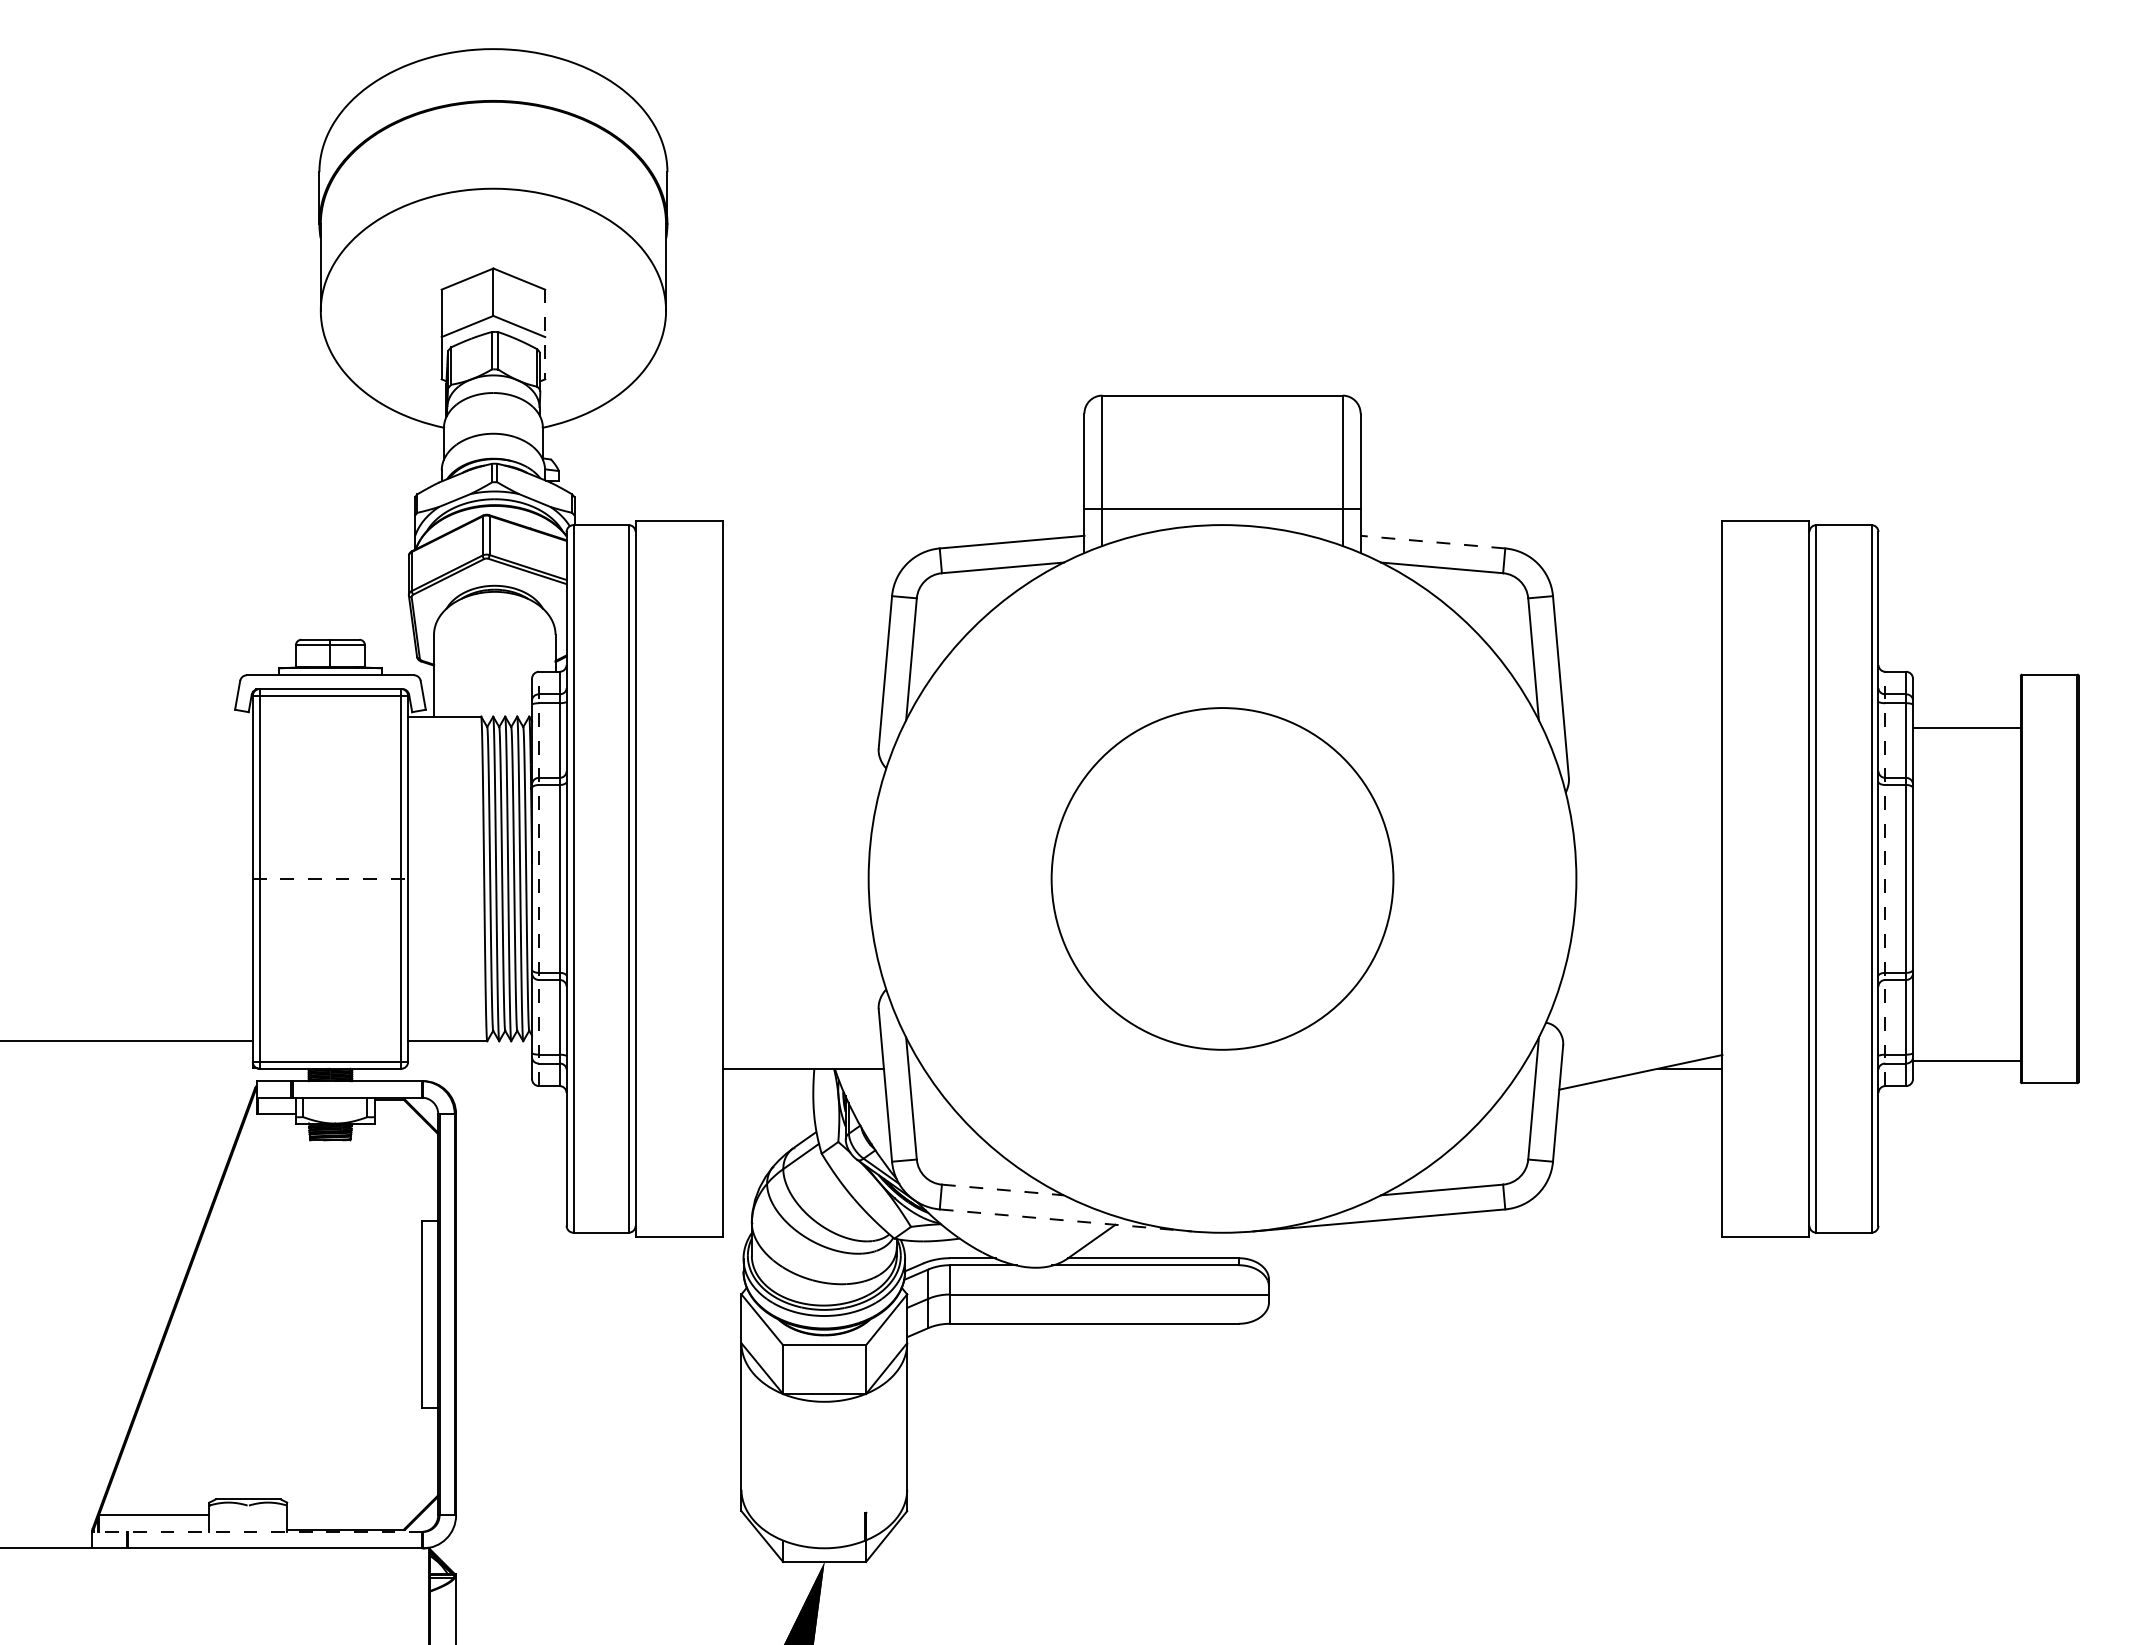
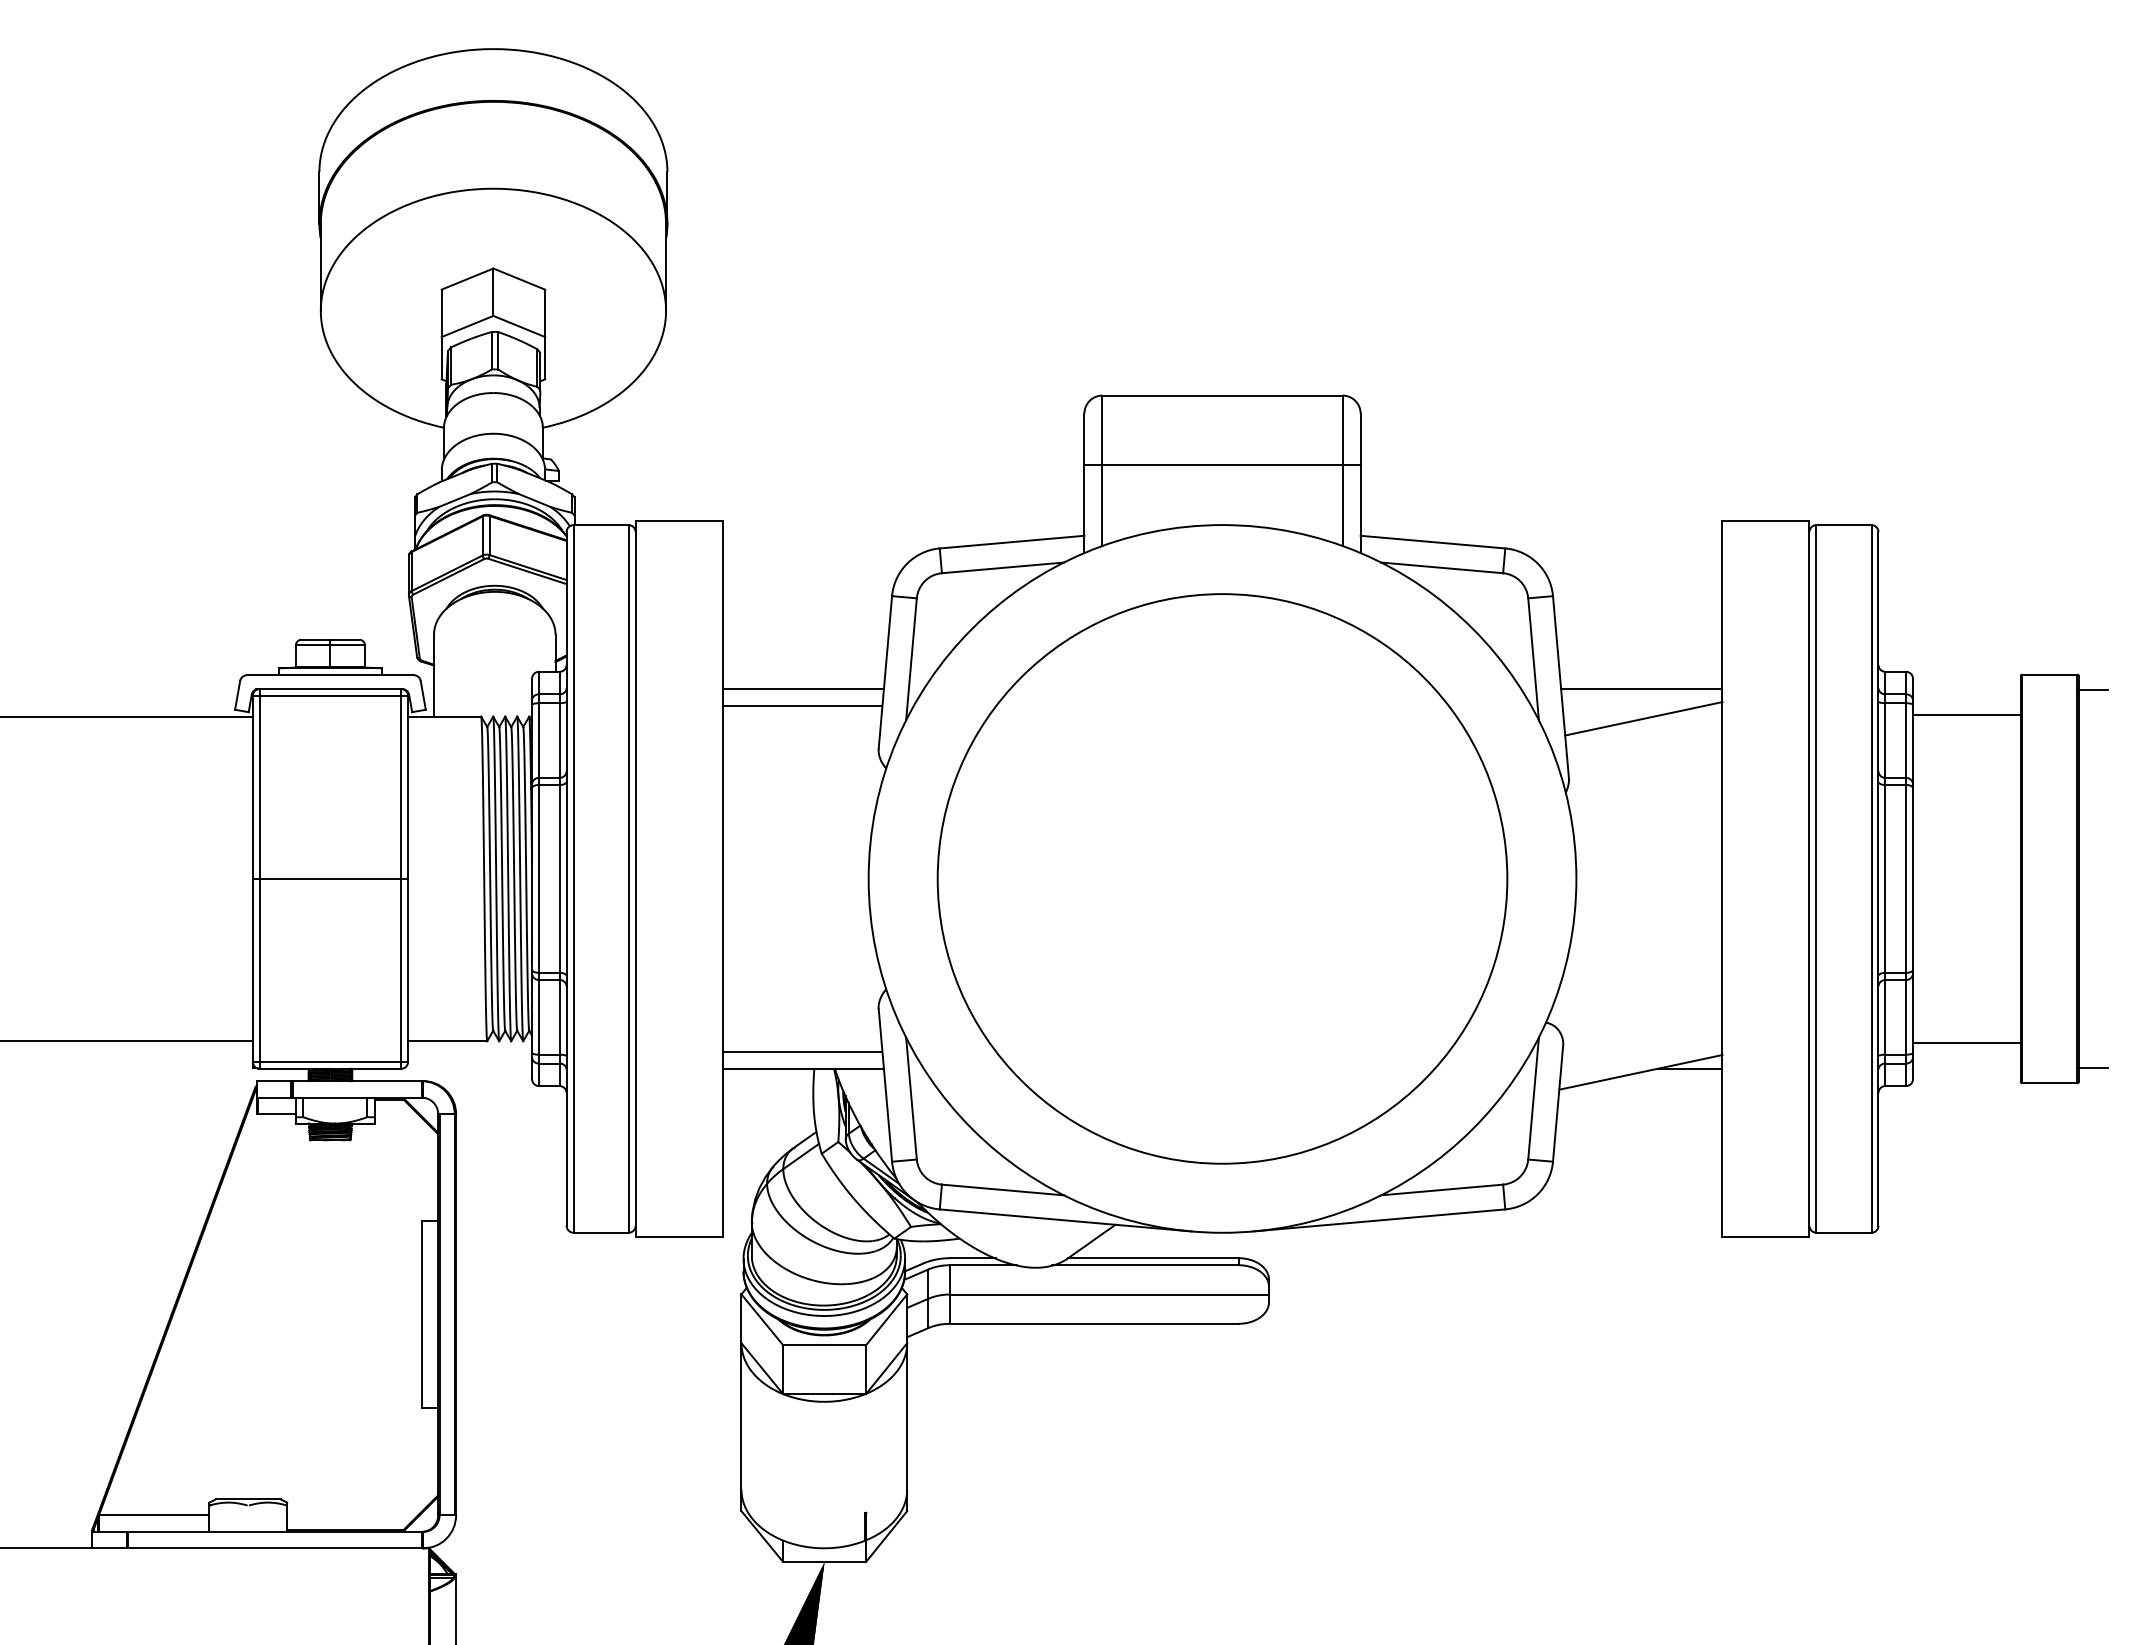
line: dashed -> solid (545, 334)
line position: (1222, 508) -> (1222, 464) (1222, 464)
line: dashed -> solid (1432, 542)
line: none -> present (802, 689)
line: none -> present (1641, 689)
line: none -> present (2092, 689)
line: none -> present (802, 706)
line: none -> present (127, 716)
line: none -> present (1643, 718)
line position: (1966, 727) -> (1966, 714) (1966, 714)
line: dashed -> solid (330, 878)
line: dashed -> solid (538, 878)
circle diameter: 342 px -> 570 px (1222, 878)
line: dashed -> solid (1885, 878)
line: none -> present (802, 1051)
line position: (1966, 1060) -> (1966, 1042) (1966, 1042)
line: none -> present (2092, 1067)
line: dashed -> solid (1003, 1190)
line: dashed -> solid (1066, 1220)
line: dashed -> solid (257, 1531)
